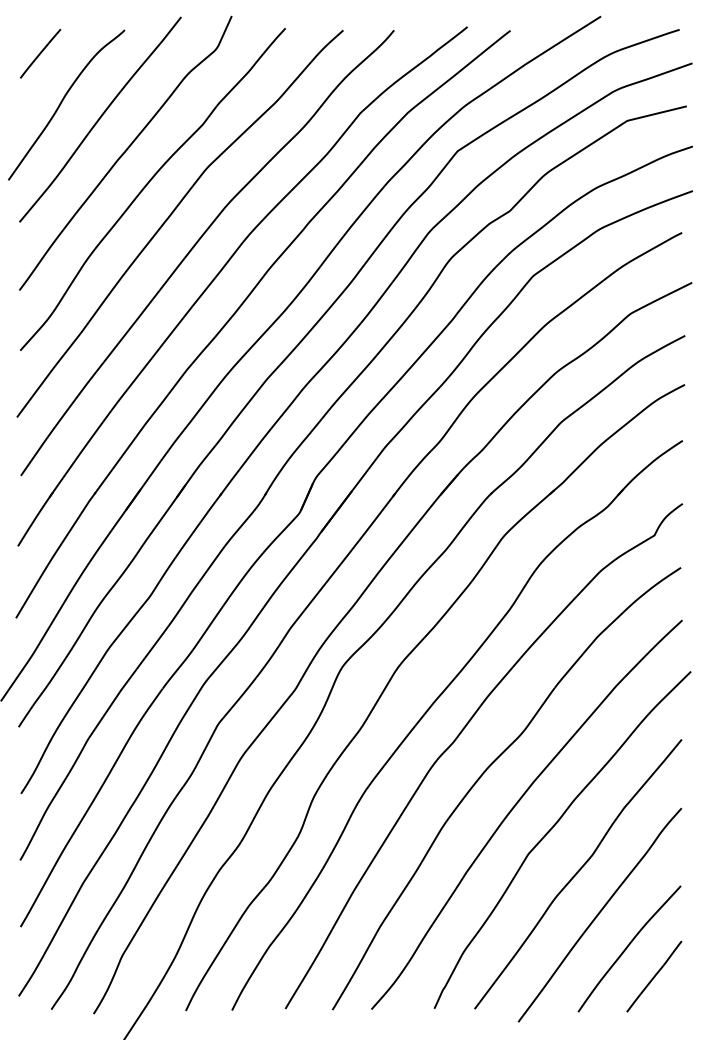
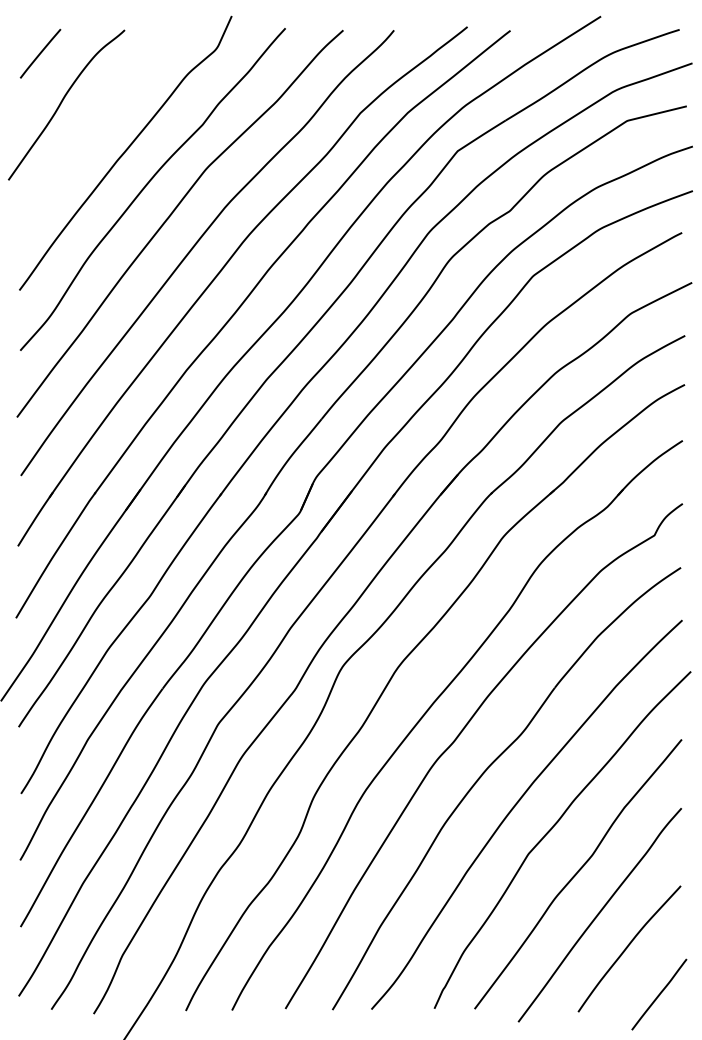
curve: present -> none (100, 119)
line position: (654, 976) -> (659, 994) (659, 994)
